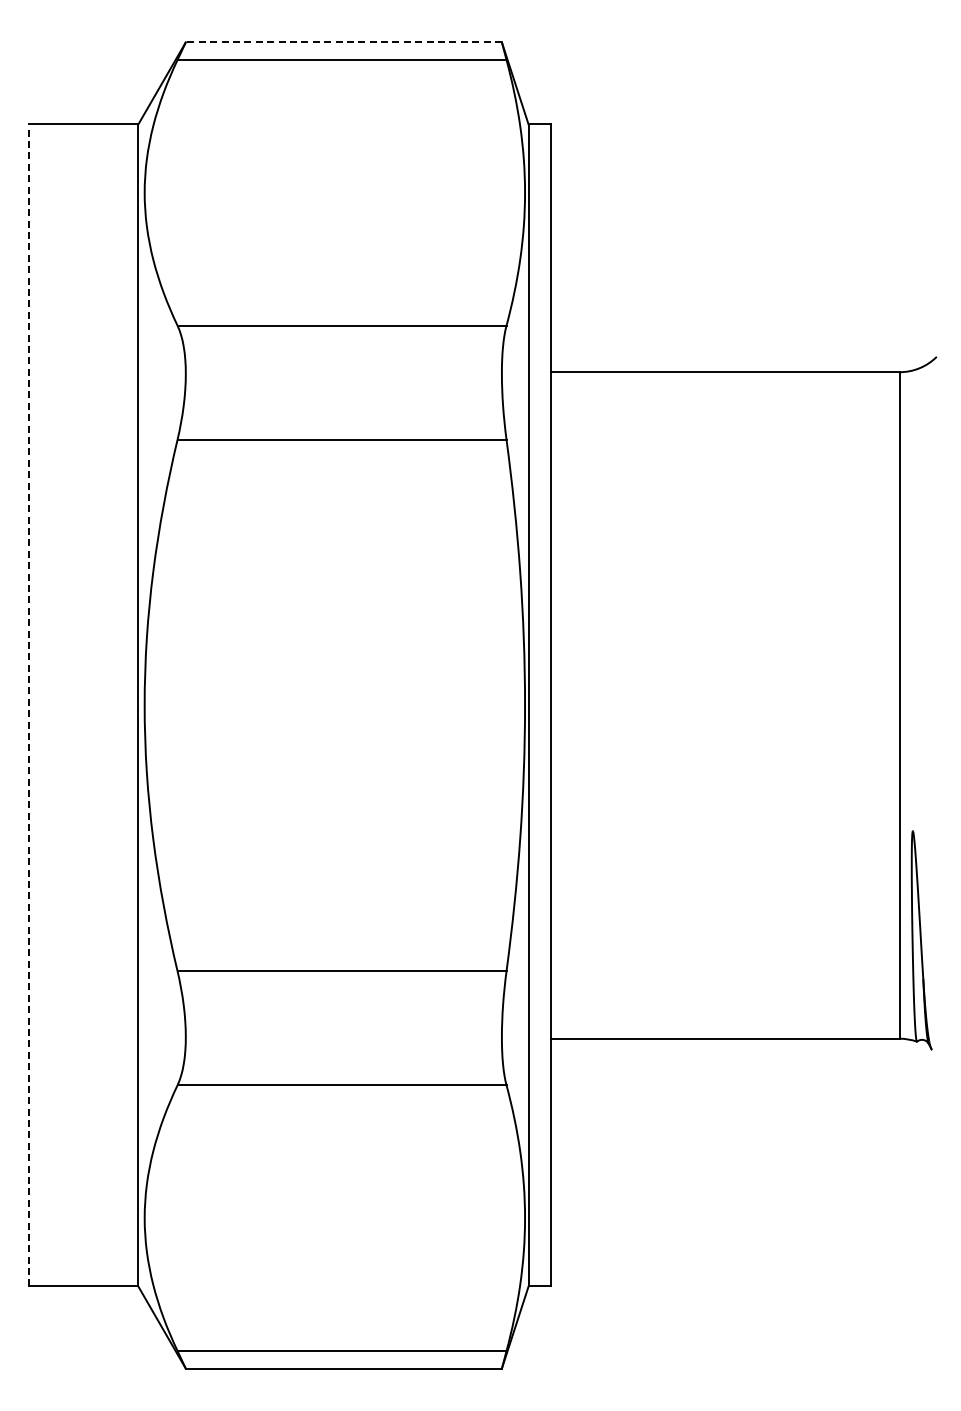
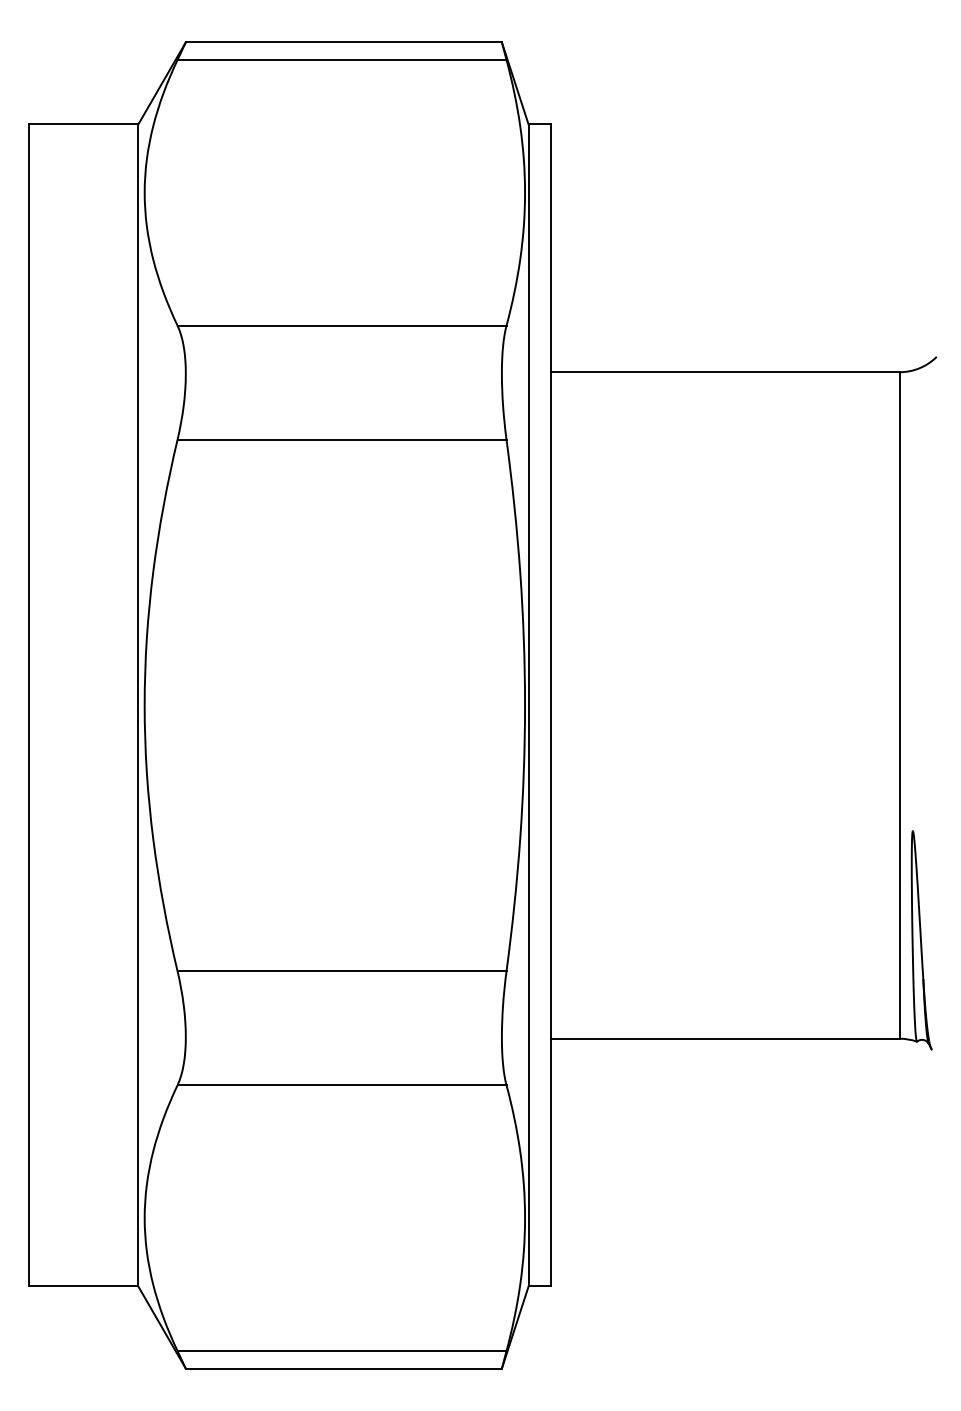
line: dashed -> solid (343, 42)
line: dashed -> solid (28, 705)
